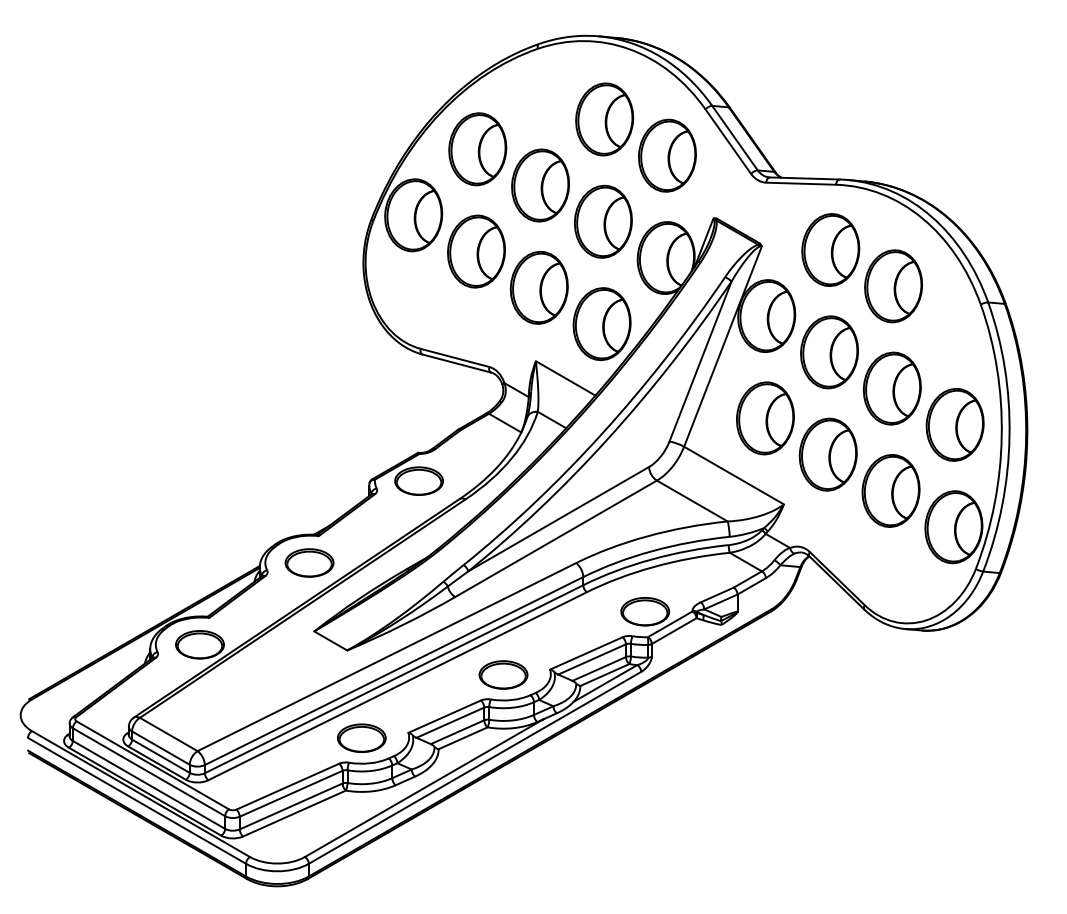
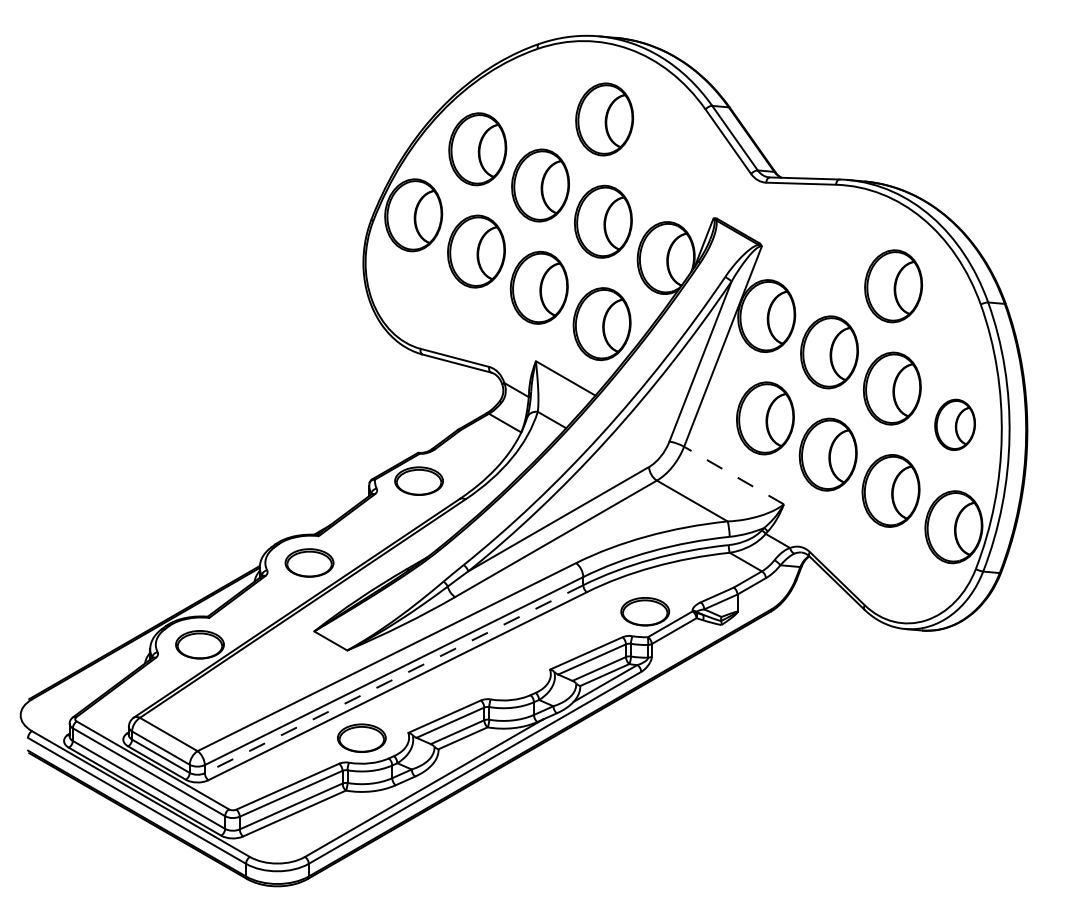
part: present -> none (667, 155)
part: present -> none (830, 249)
part size: 60x74 px -> 42x54 px (954, 424)
line: solid -> dashed (734, 475)
part: present -> none (503, 674)
line: solid -> dashed (393, 679)
